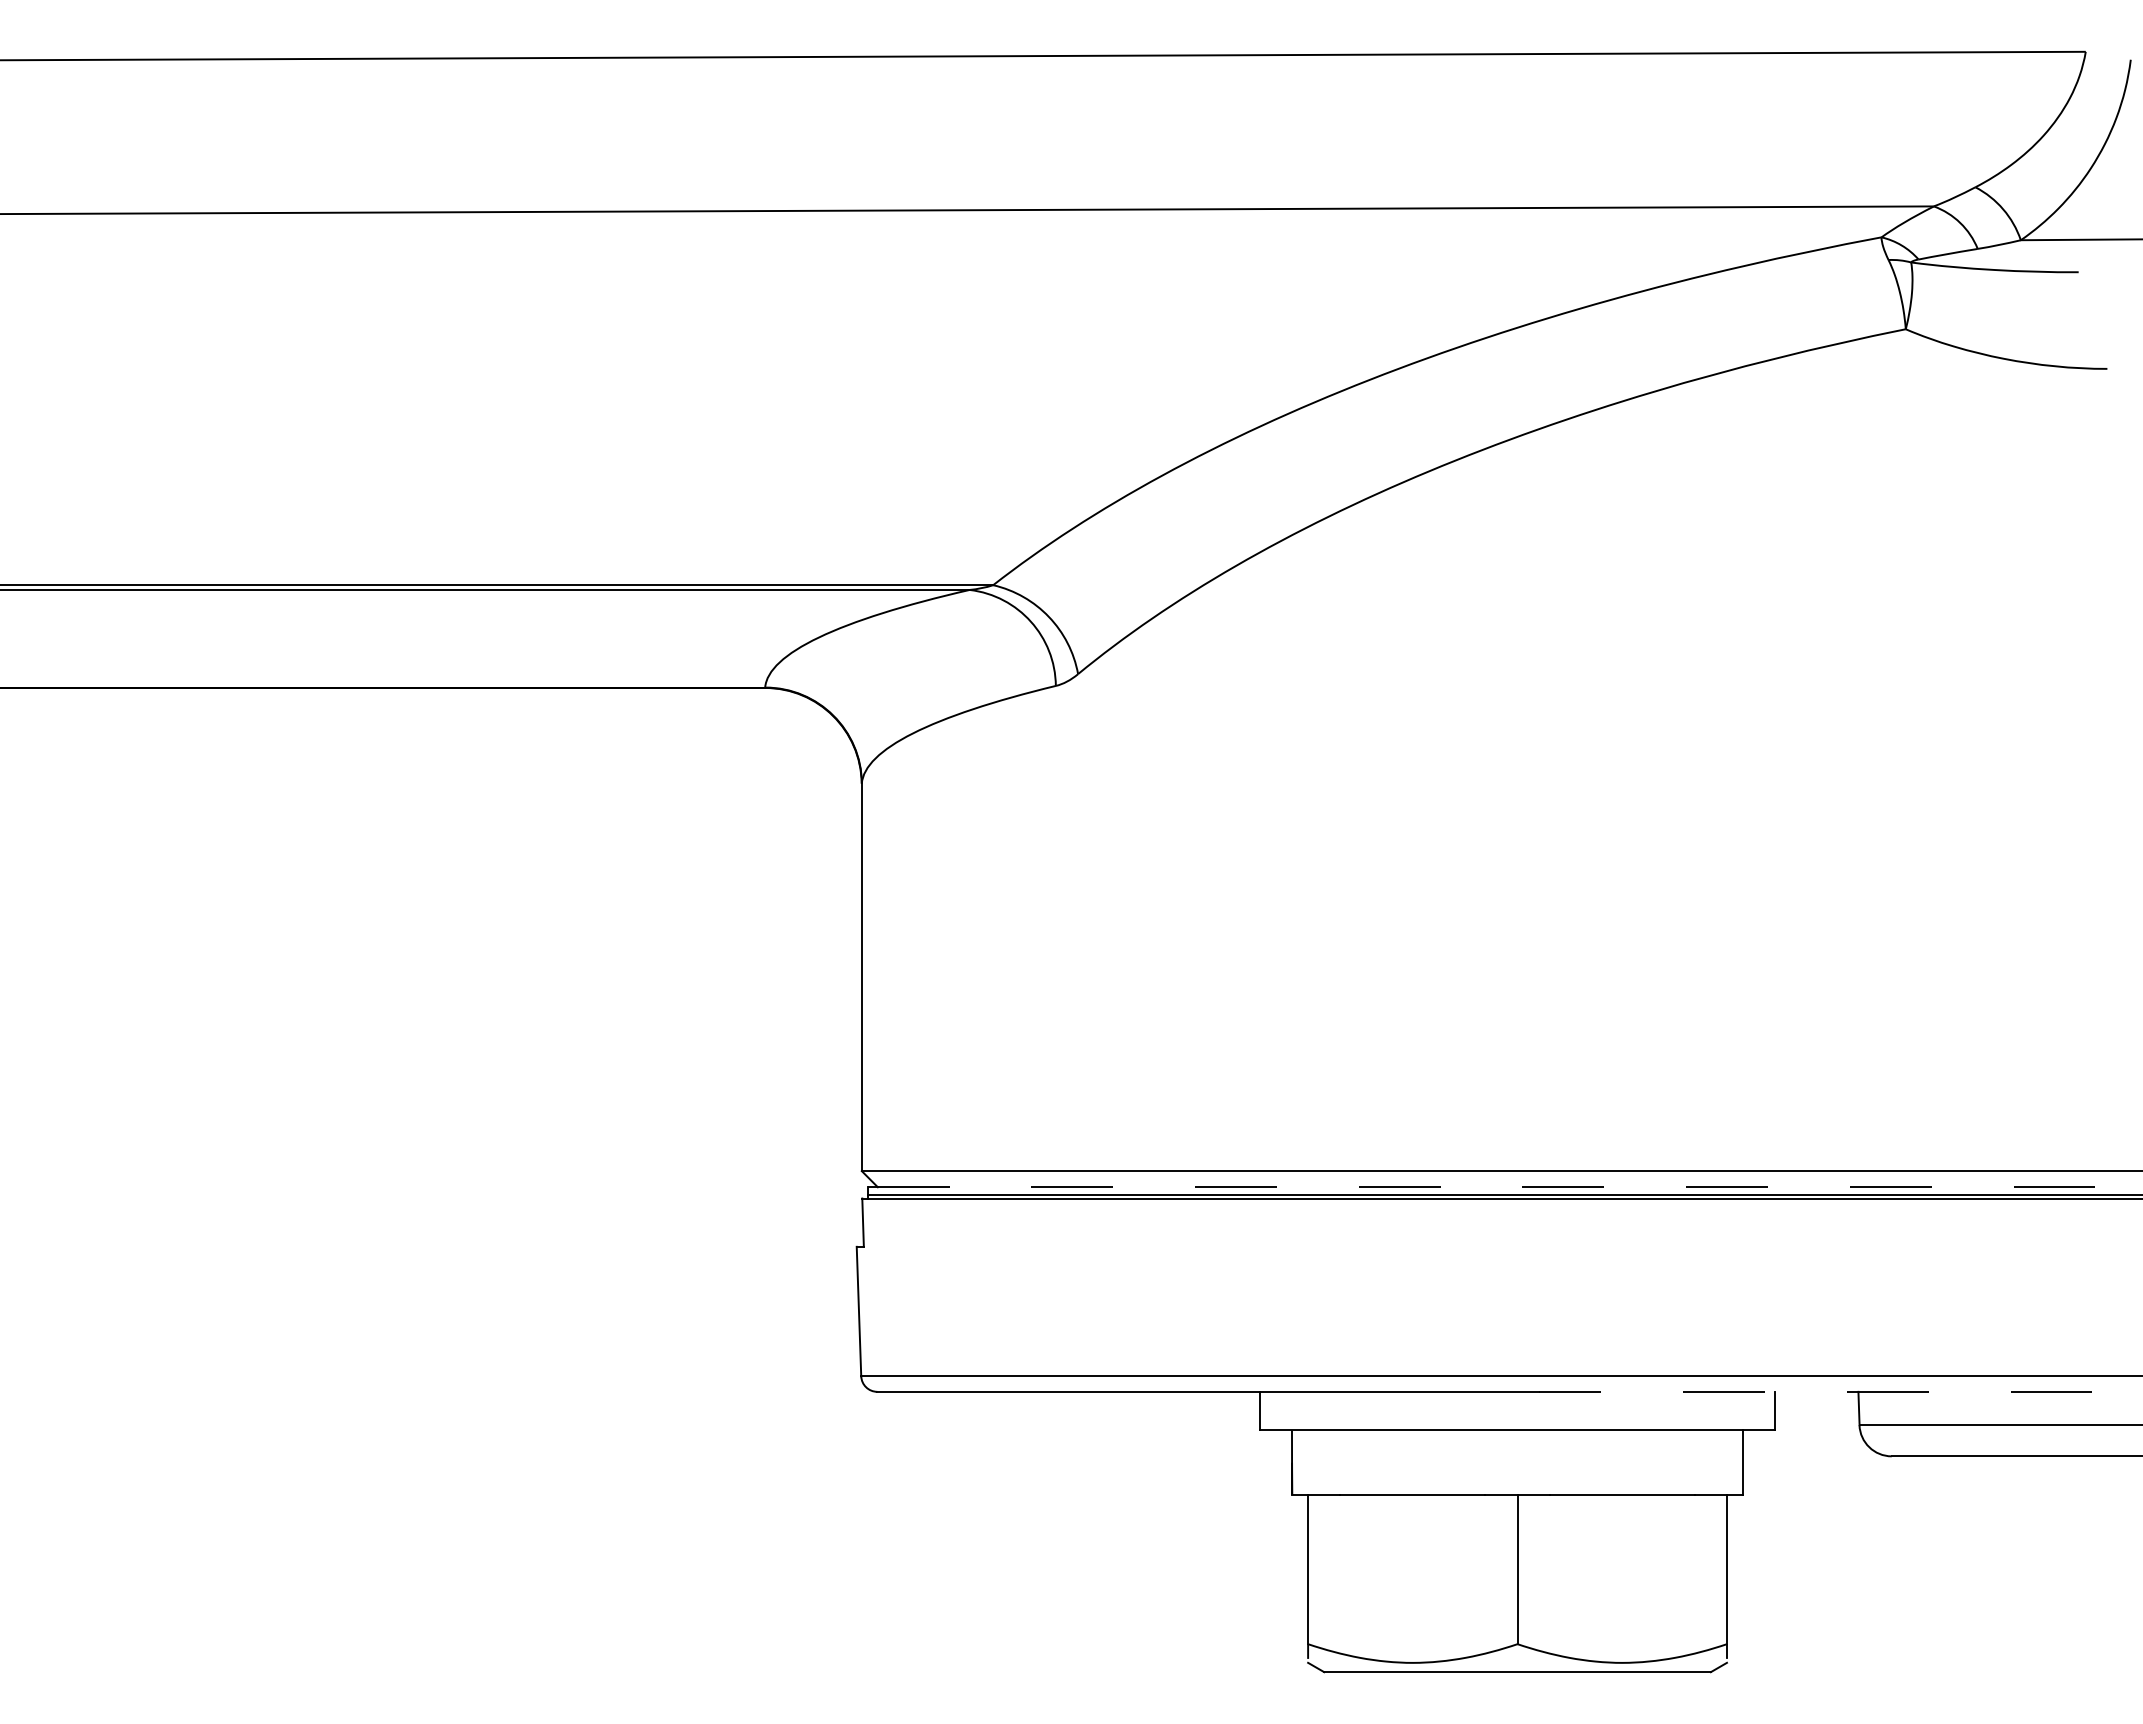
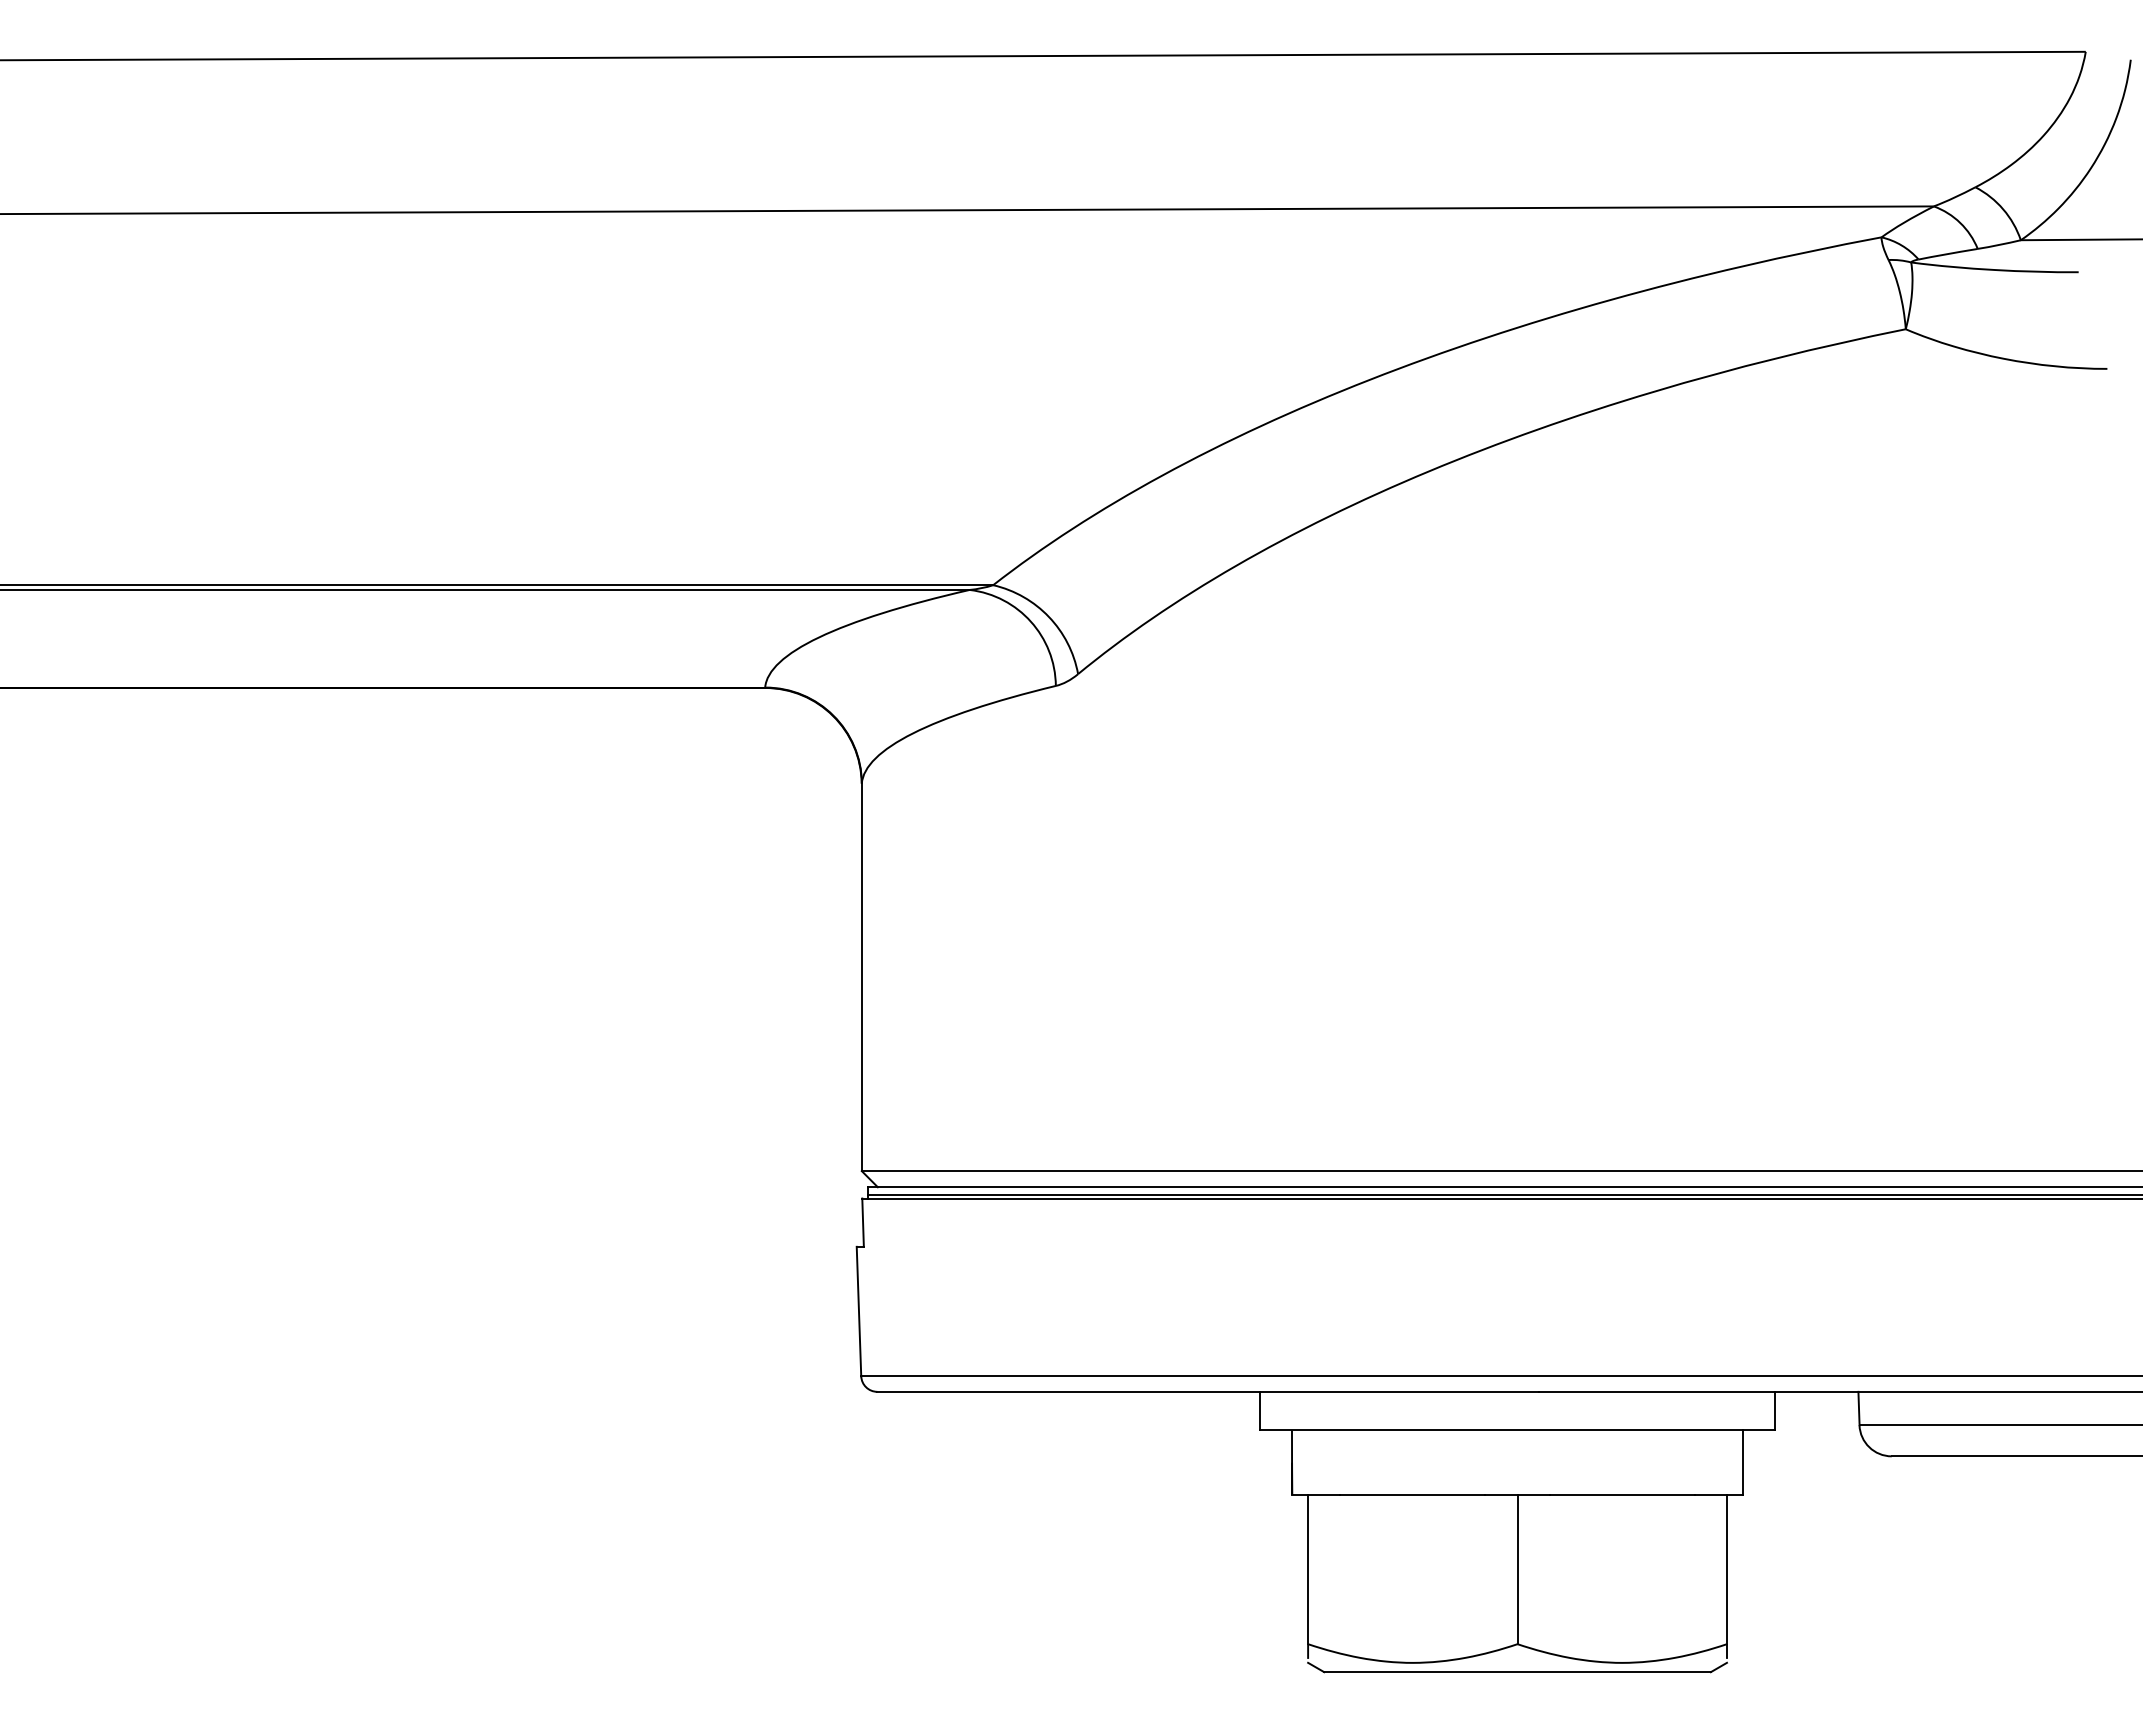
line: dashed -> solid (1505, 1187)
line: dashed -> solid (1840, 1391)
